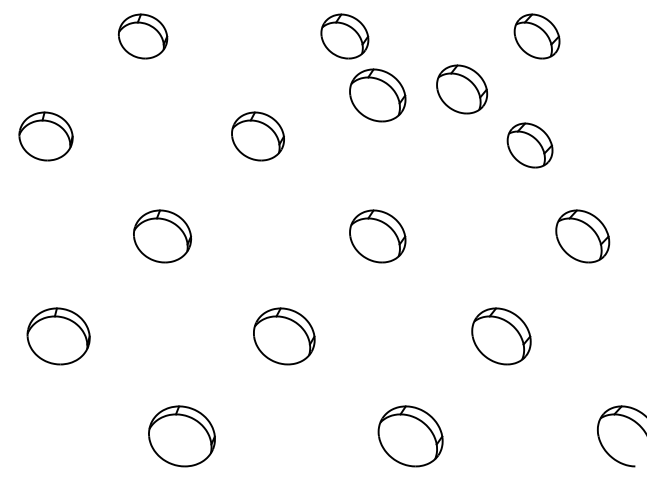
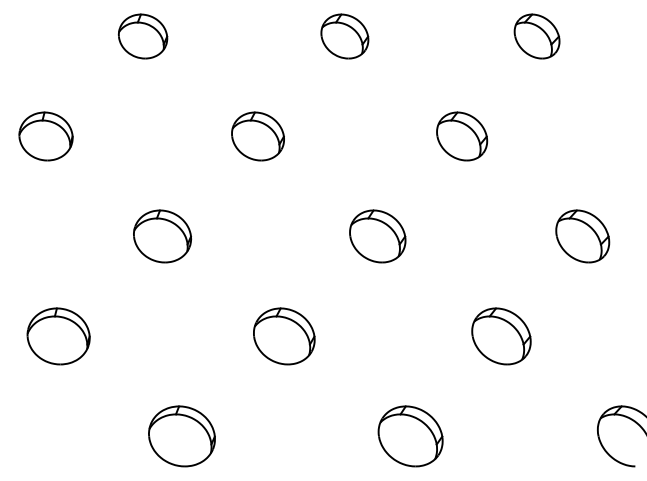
part position: (462, 89) -> (462, 136) (462, 136)
part: present -> none (377, 95)
part: present -> none (529, 145)
